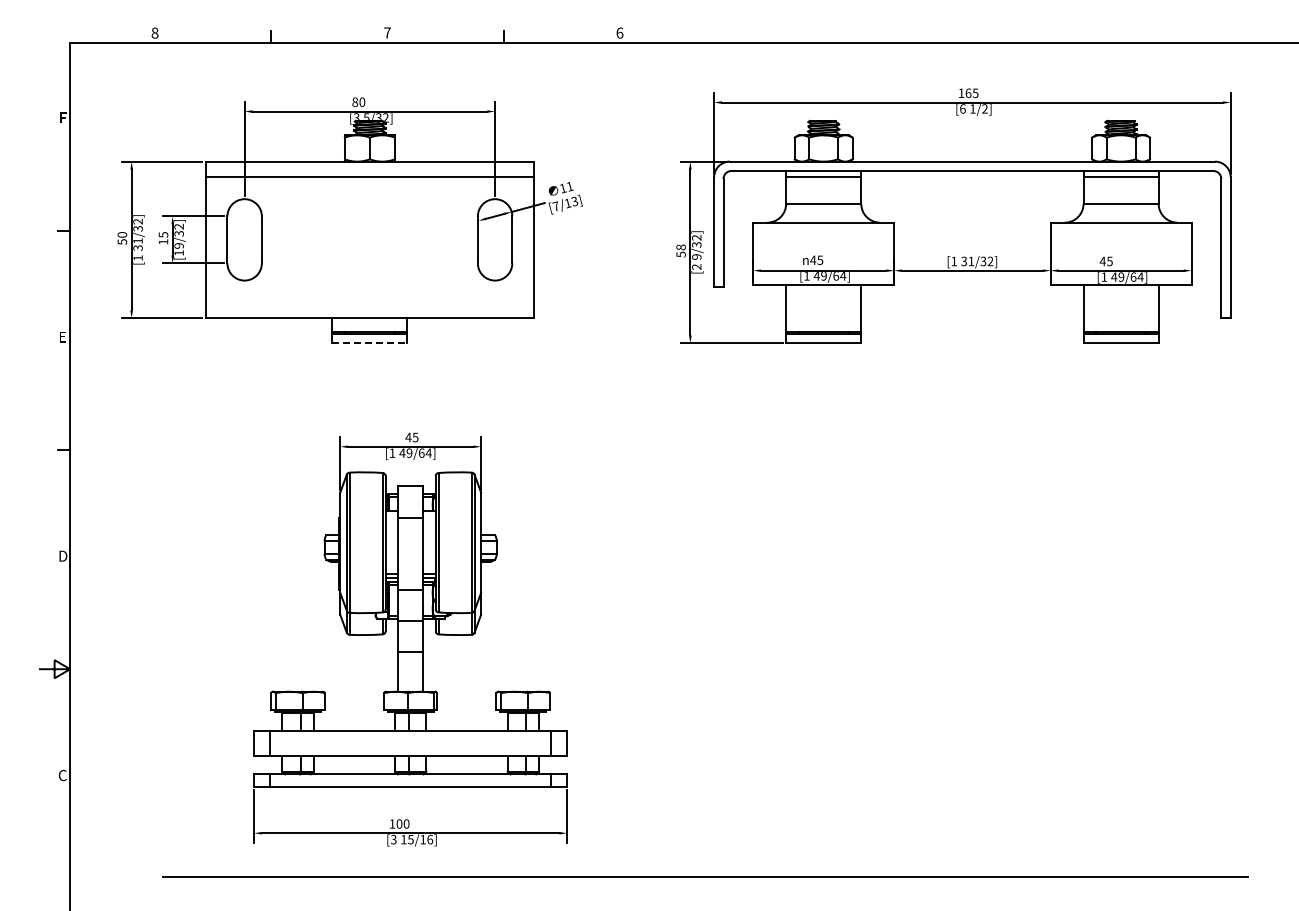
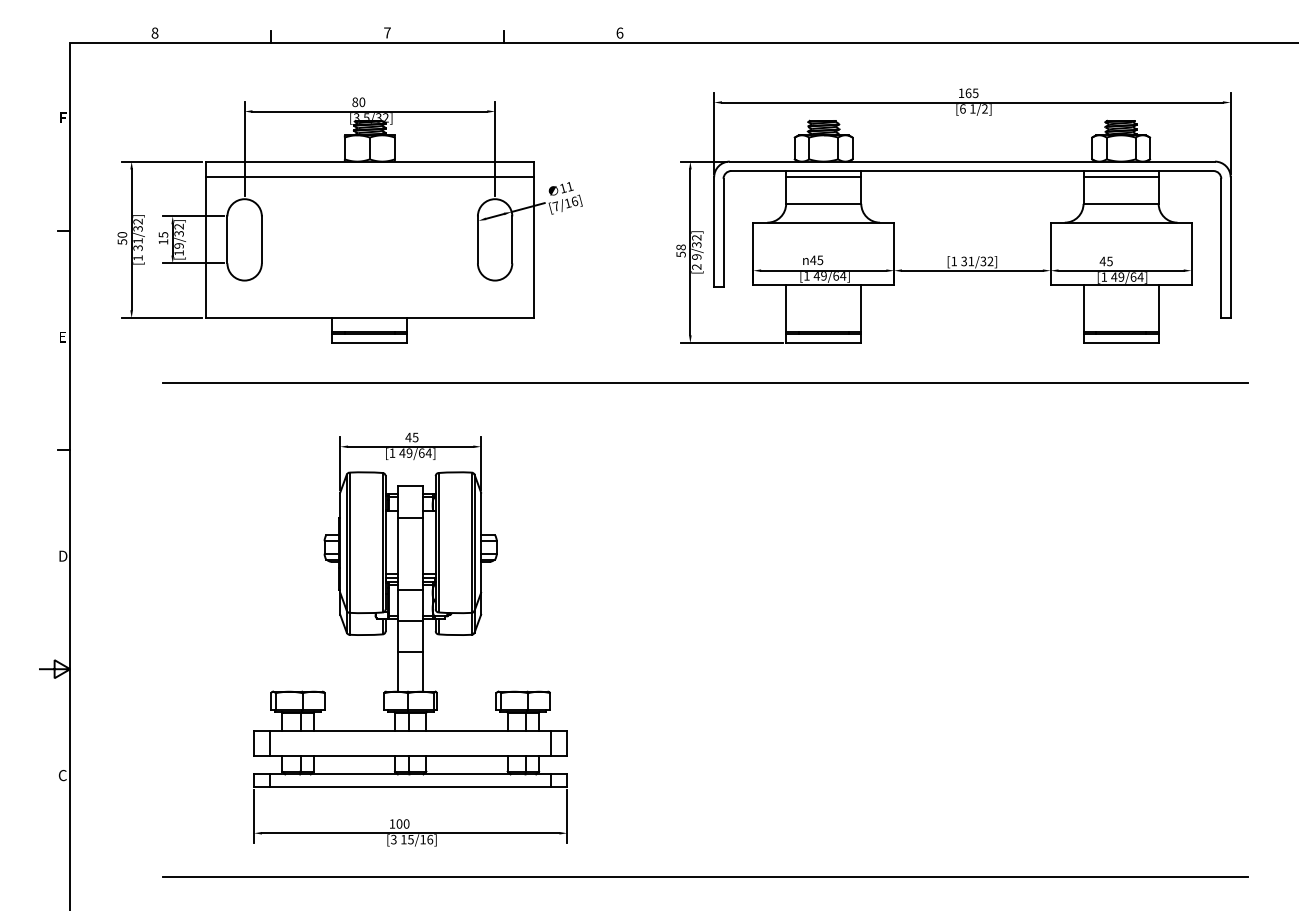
text: [7/13] -> [7/16] (574, 201)
line: dashed -> solid (369, 343)
line: none -> present (705, 383)
